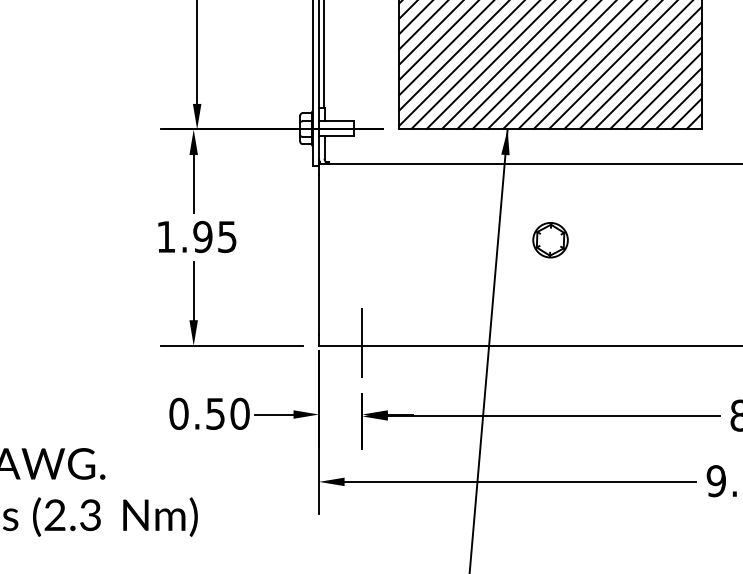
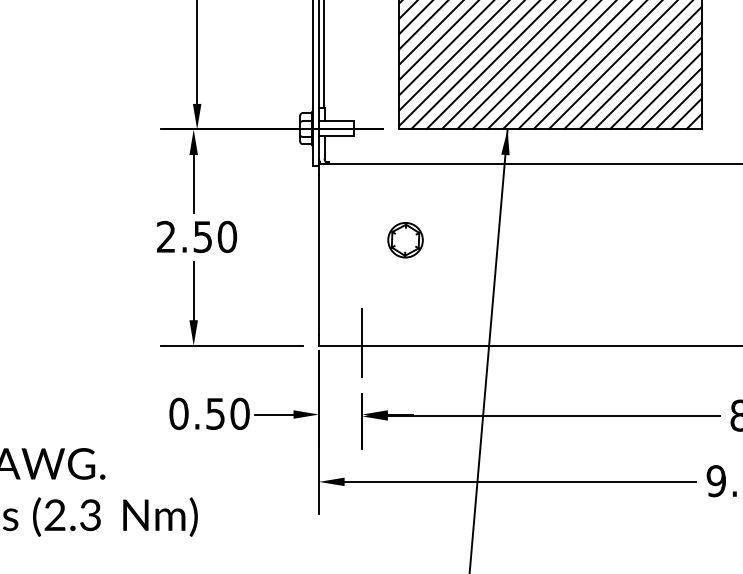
text: 1.95 -> 2.50 (197, 236)
part position: (550, 240) -> (405, 240) (405, 240)
